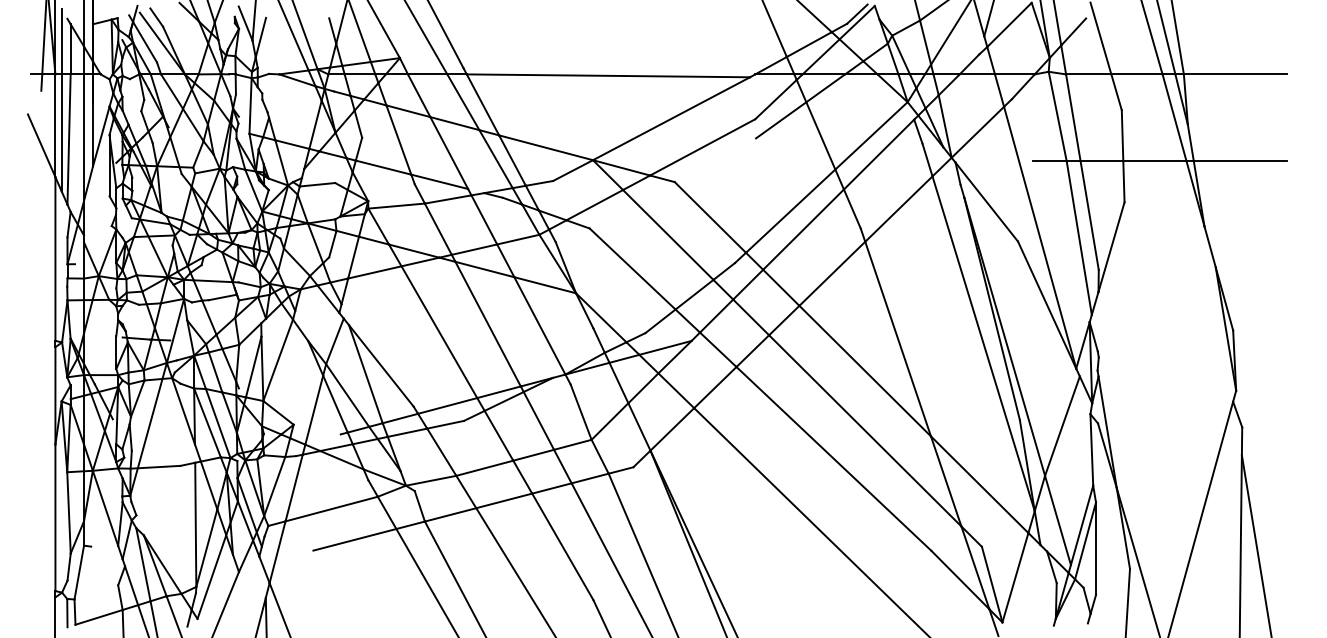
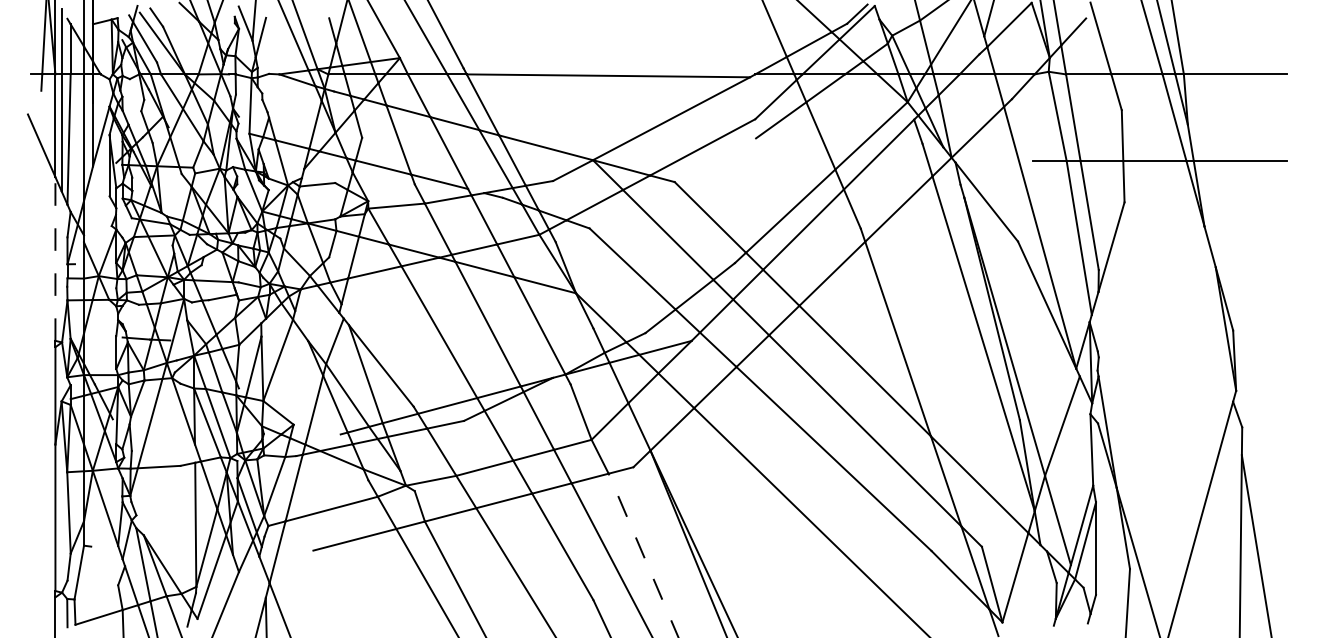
line: solid -> dashed (55, 259)
line: solid -> dashed (643, 555)
